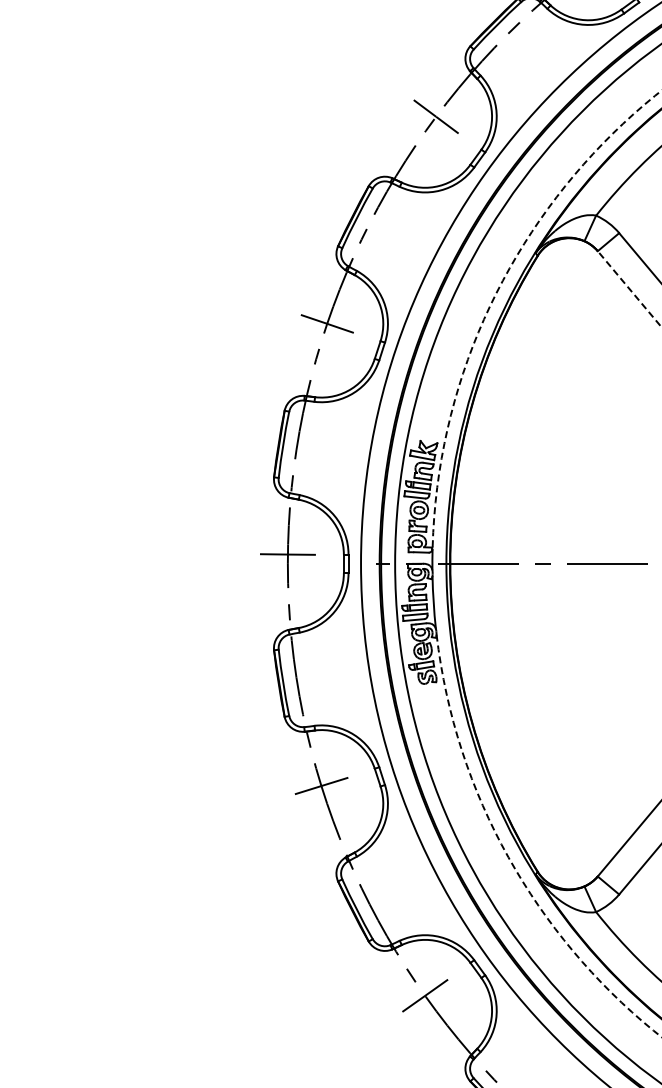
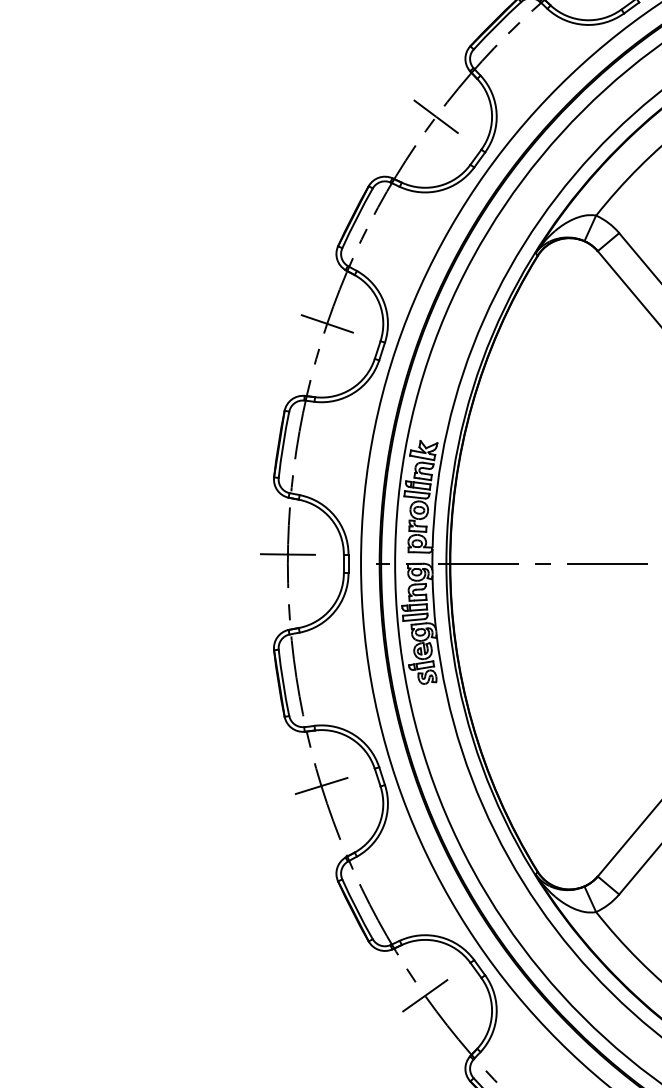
arc: dashed -> solid (640, 108)
line: dashed -> solid (629, 289)
